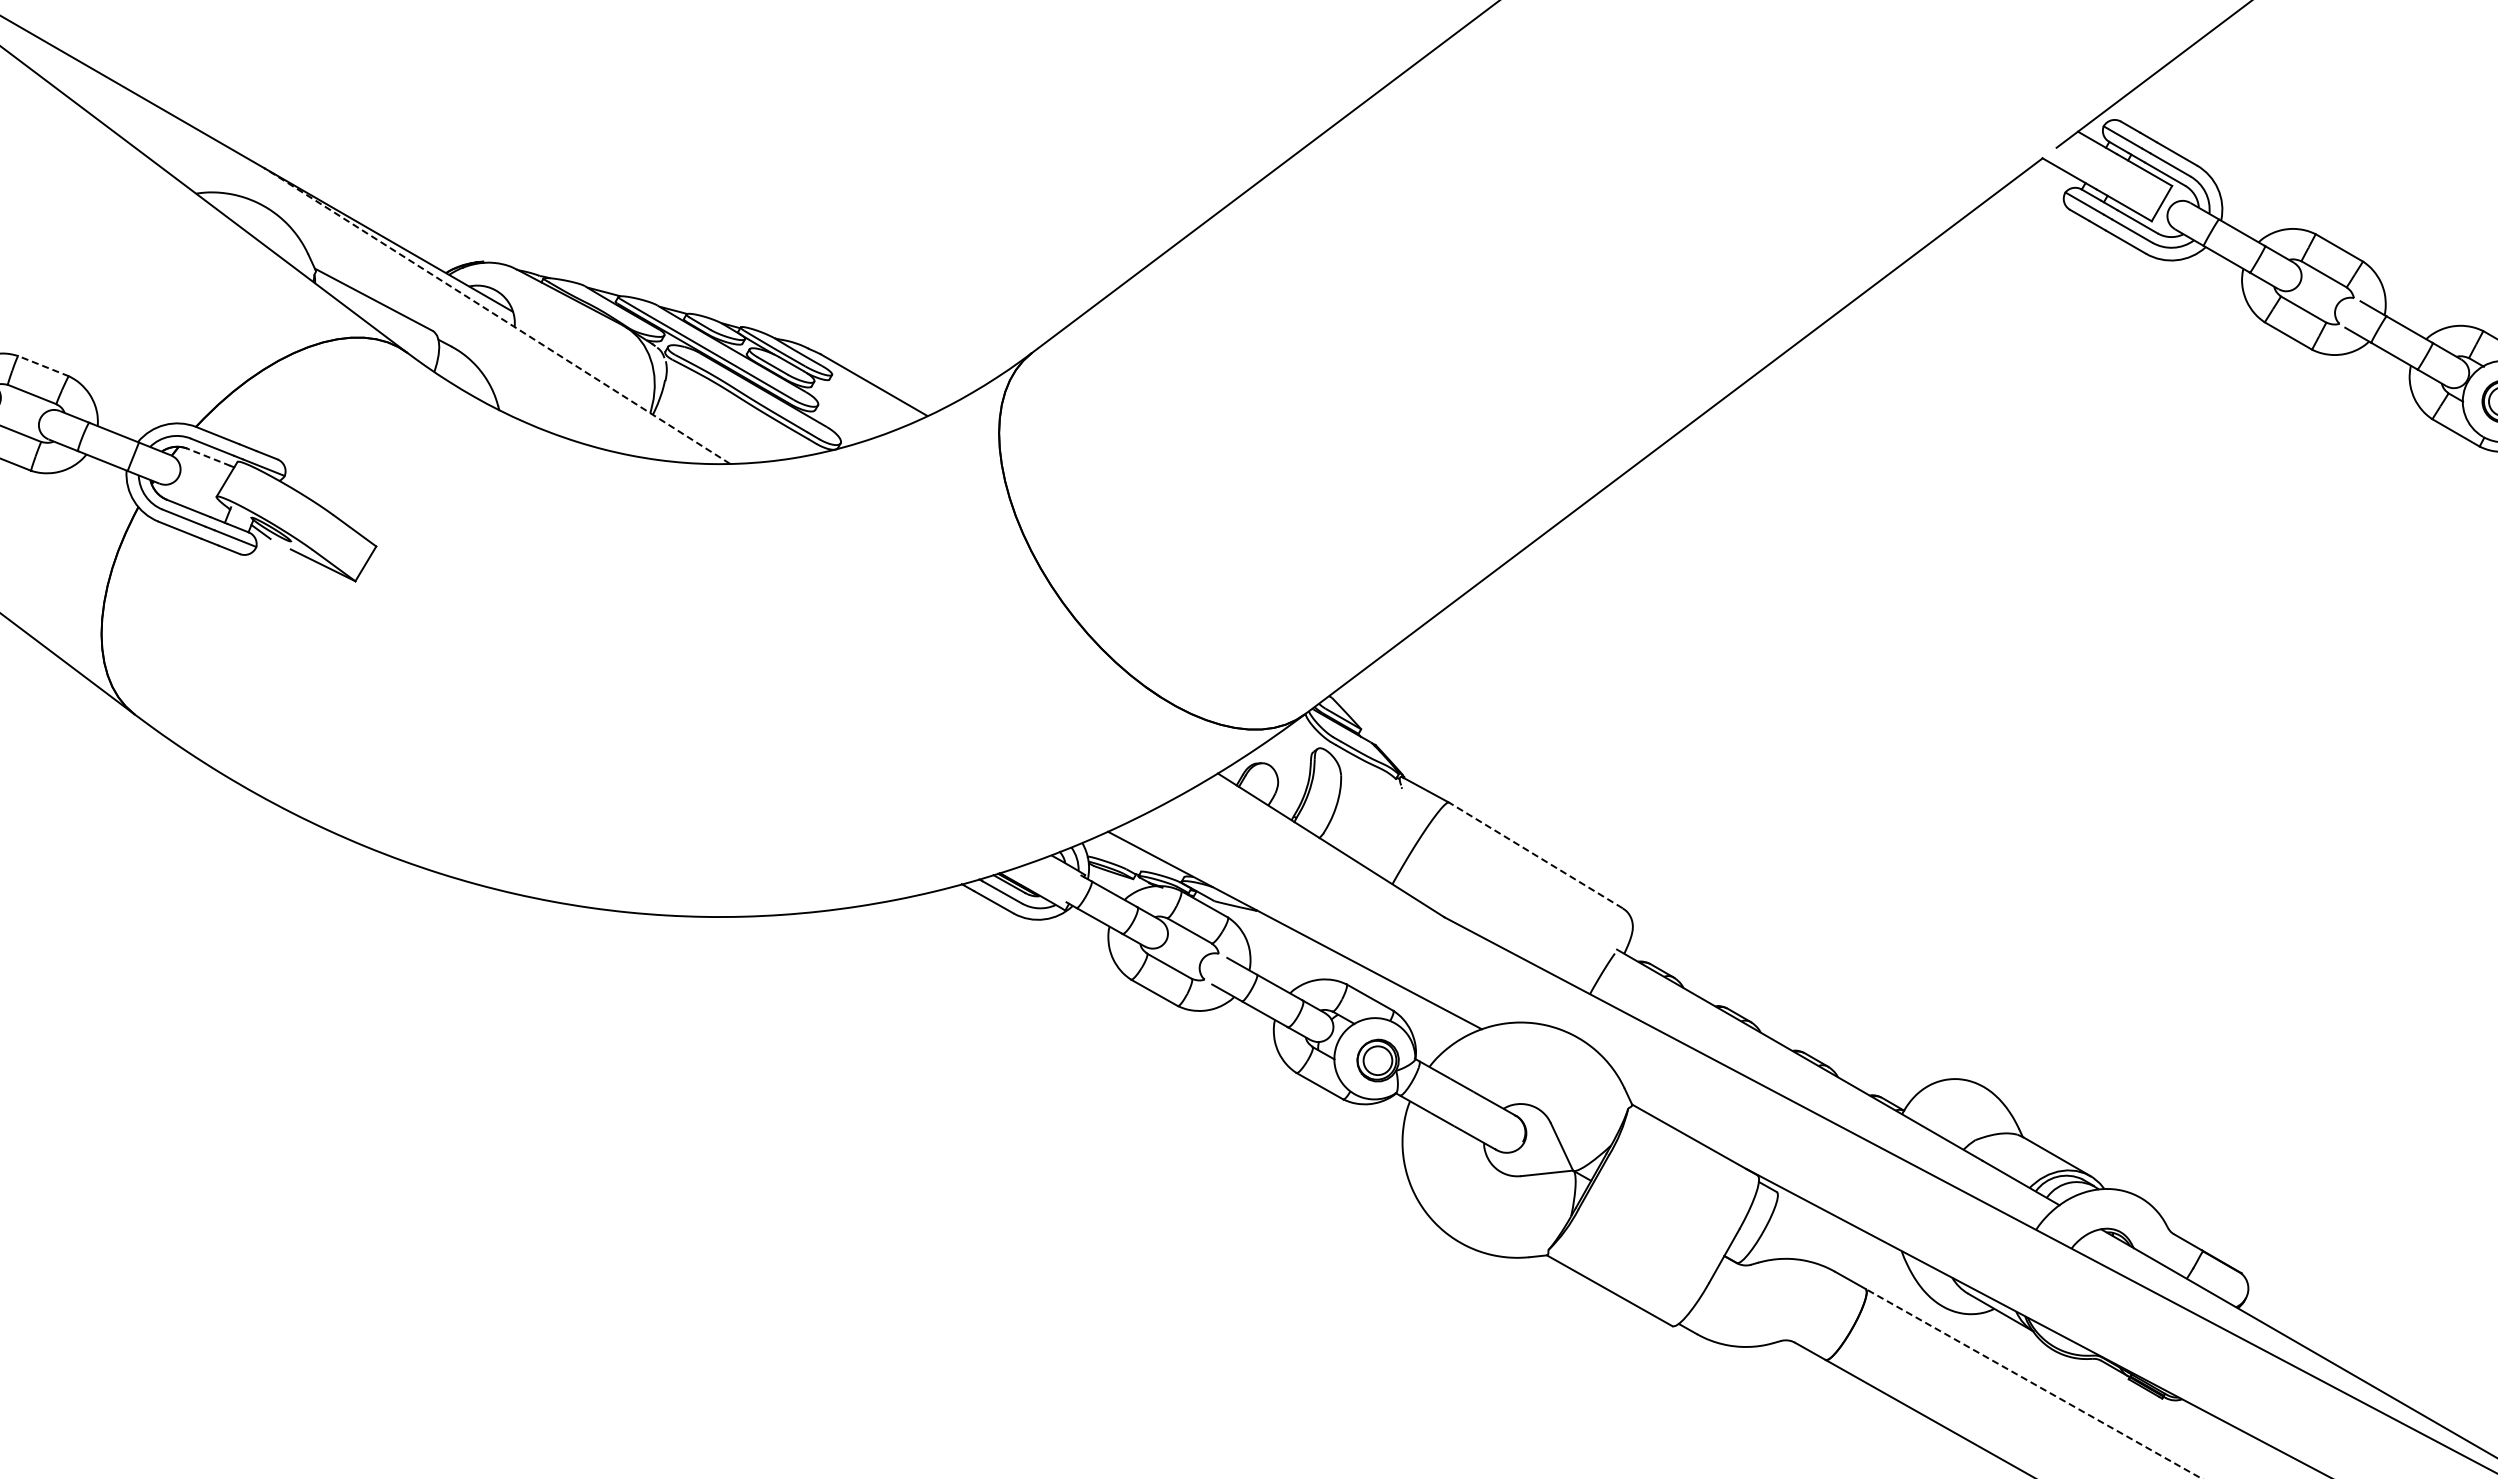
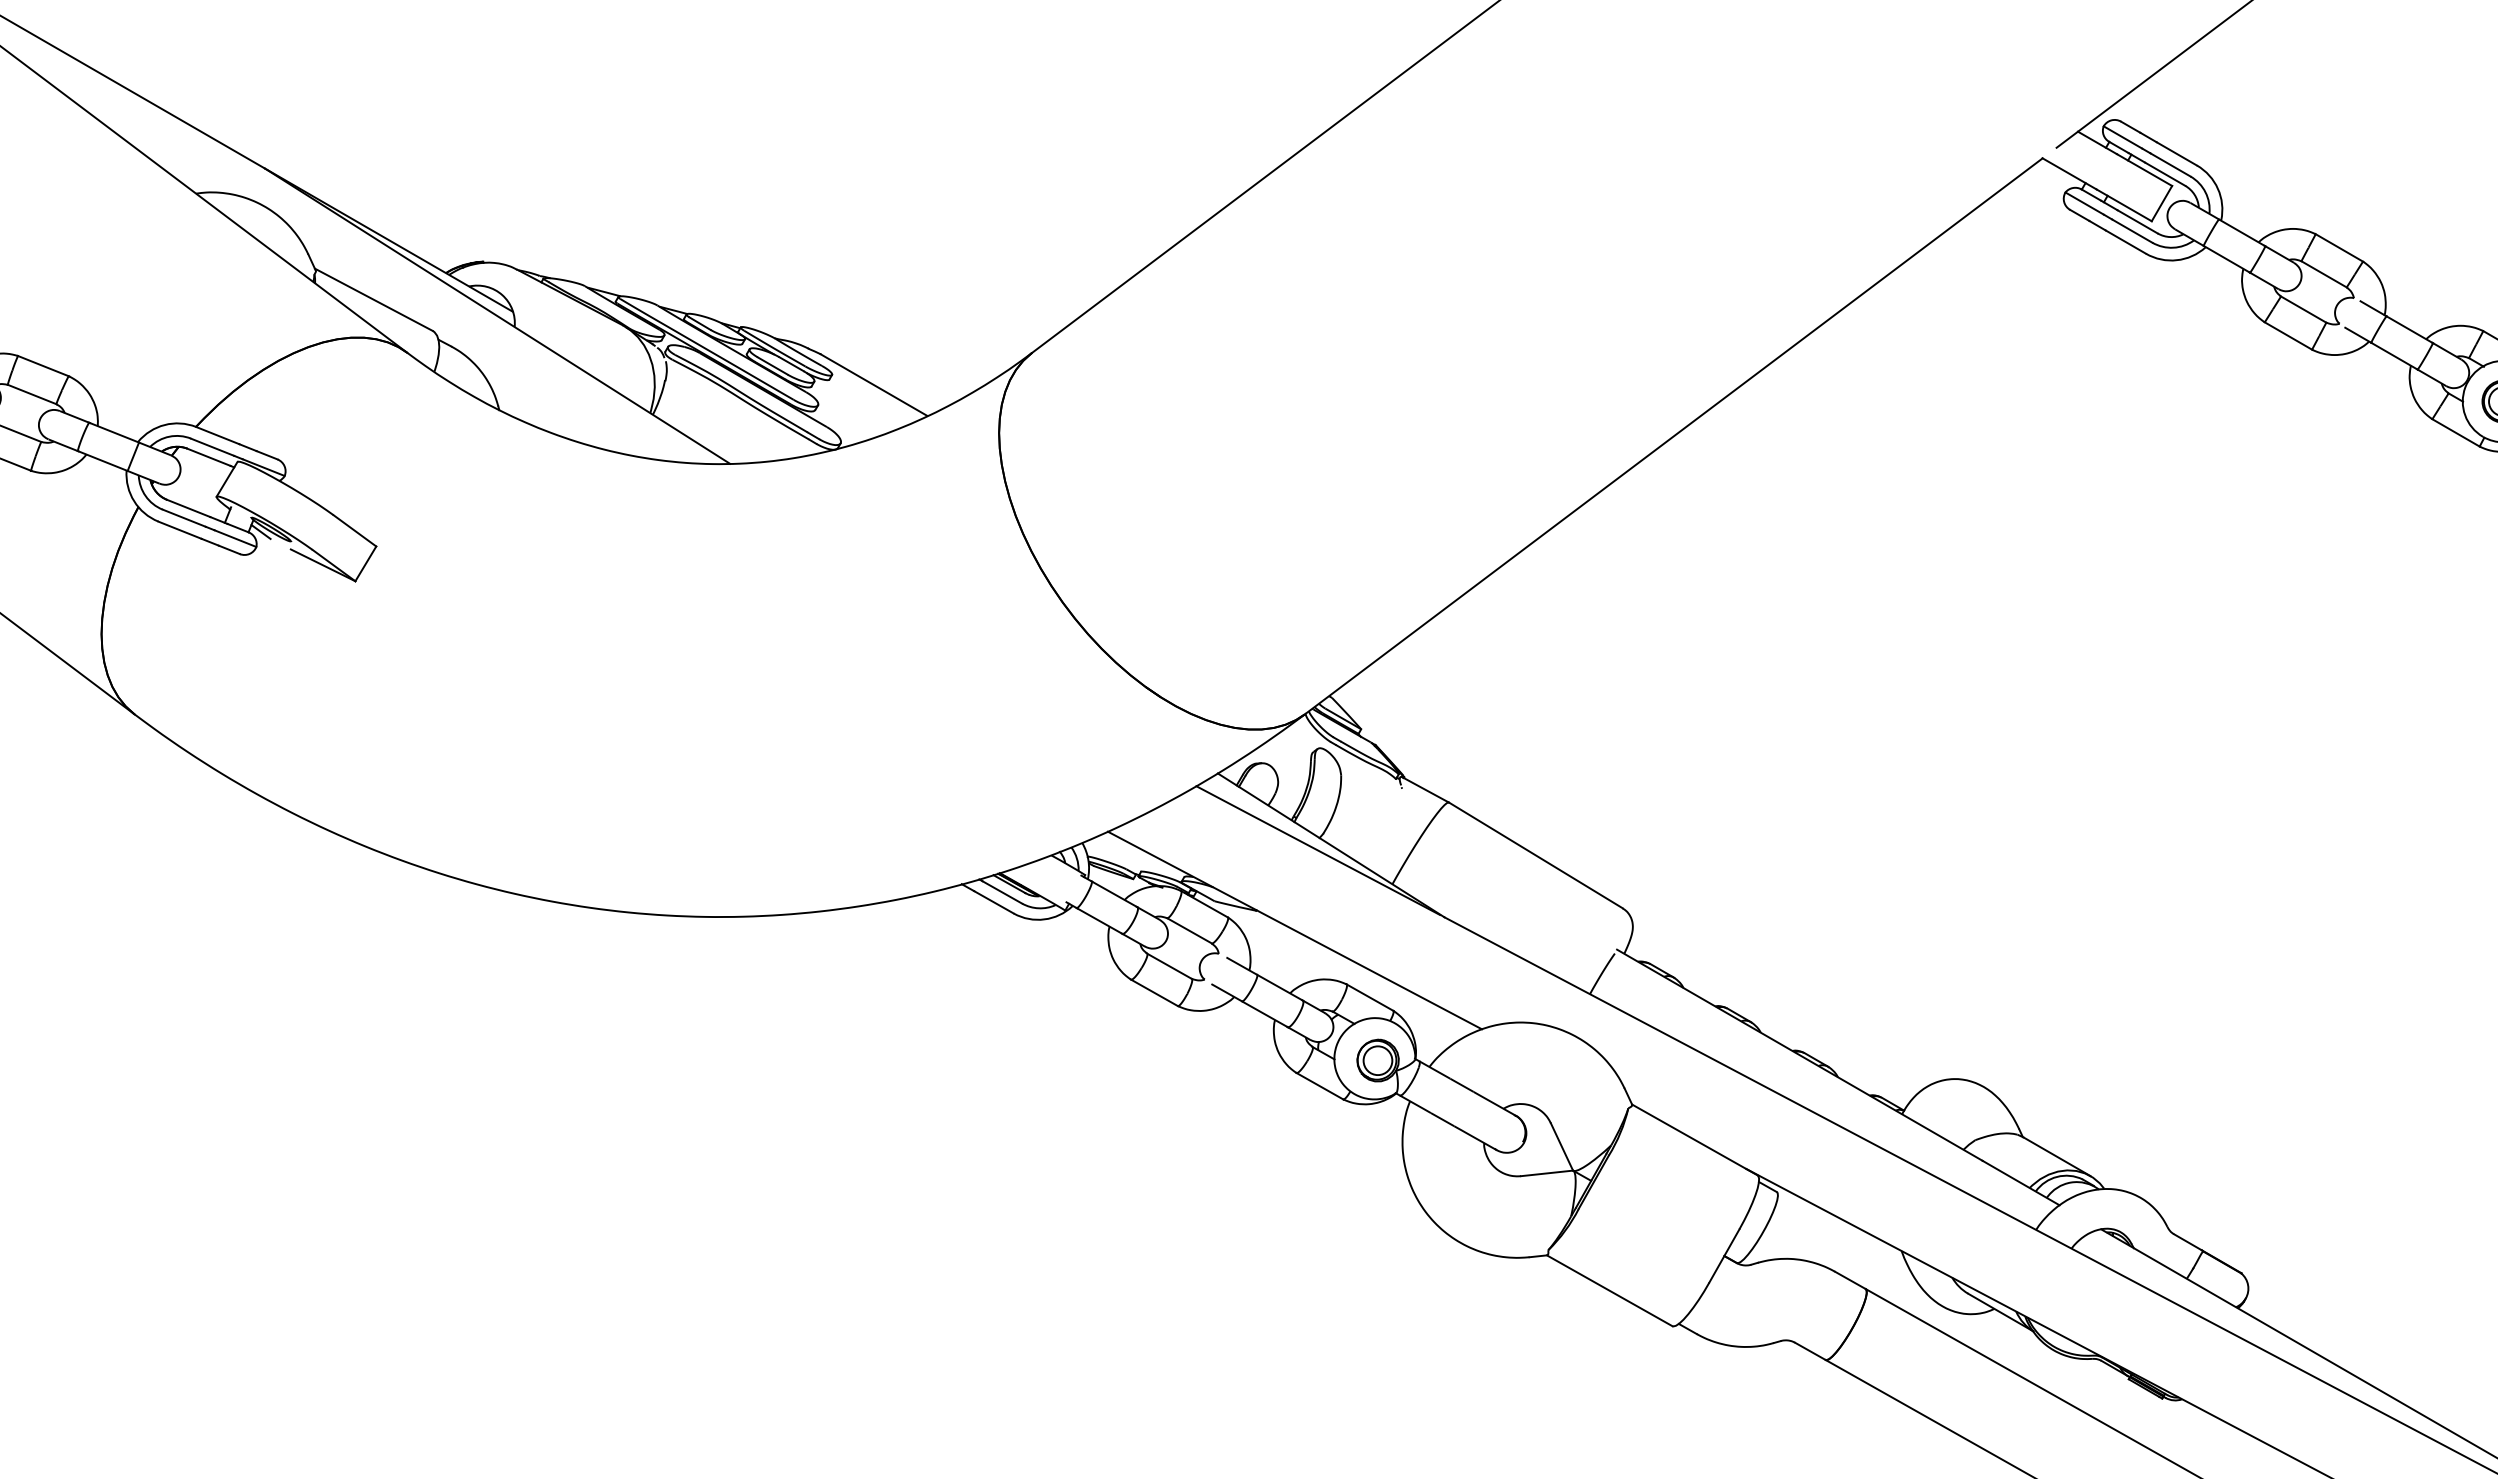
line: dashed -> solid (498, 316)
line: dashed -> solid (43, 366)
line: dashed -> solid (208, 457)
line: none -> present (1318, 850)
line: dashed -> solid (1535, 855)
line: dashed -> solid (2033, 1383)
